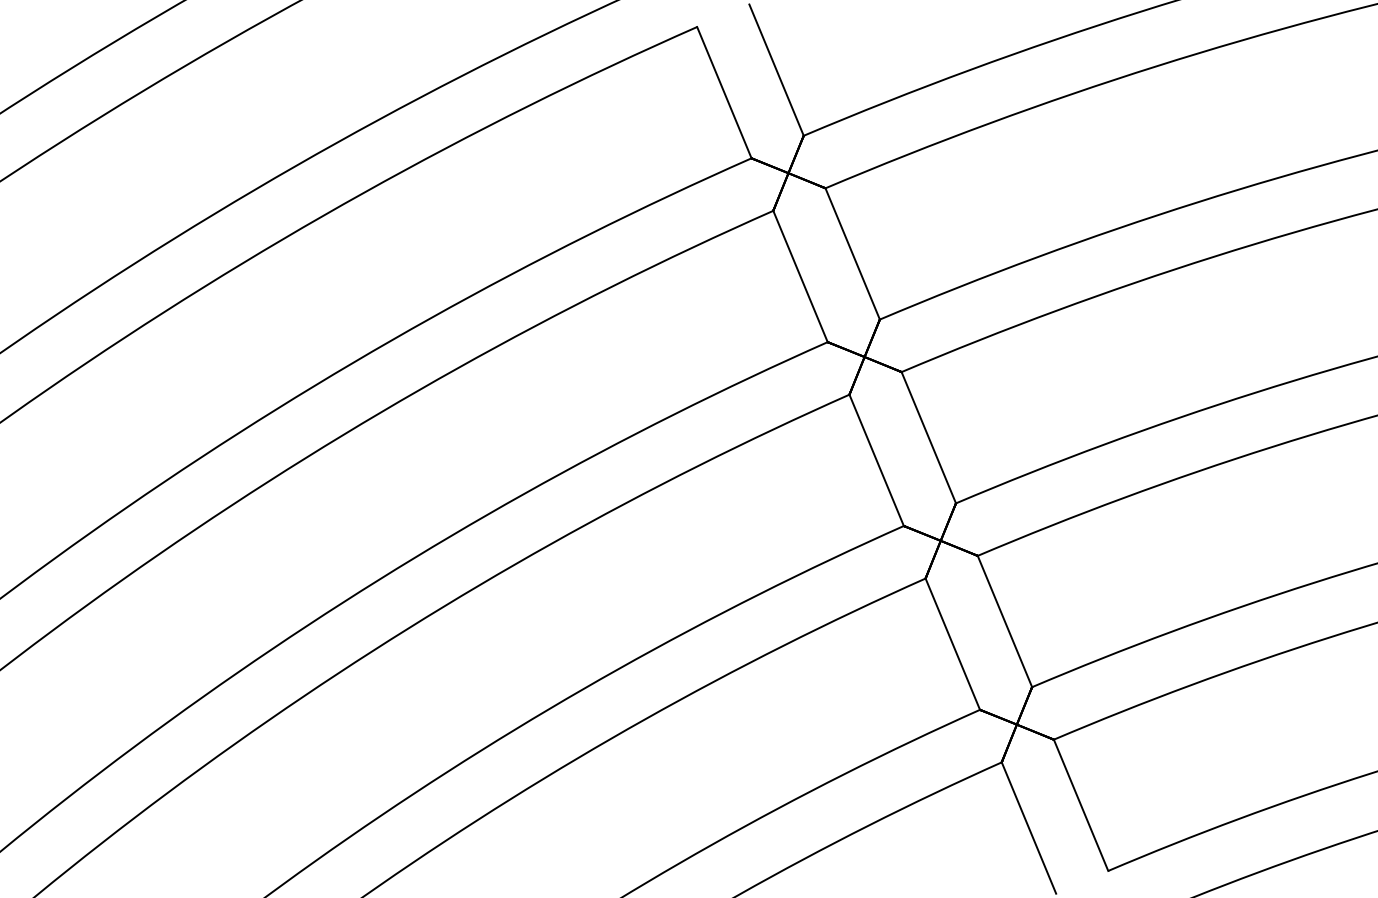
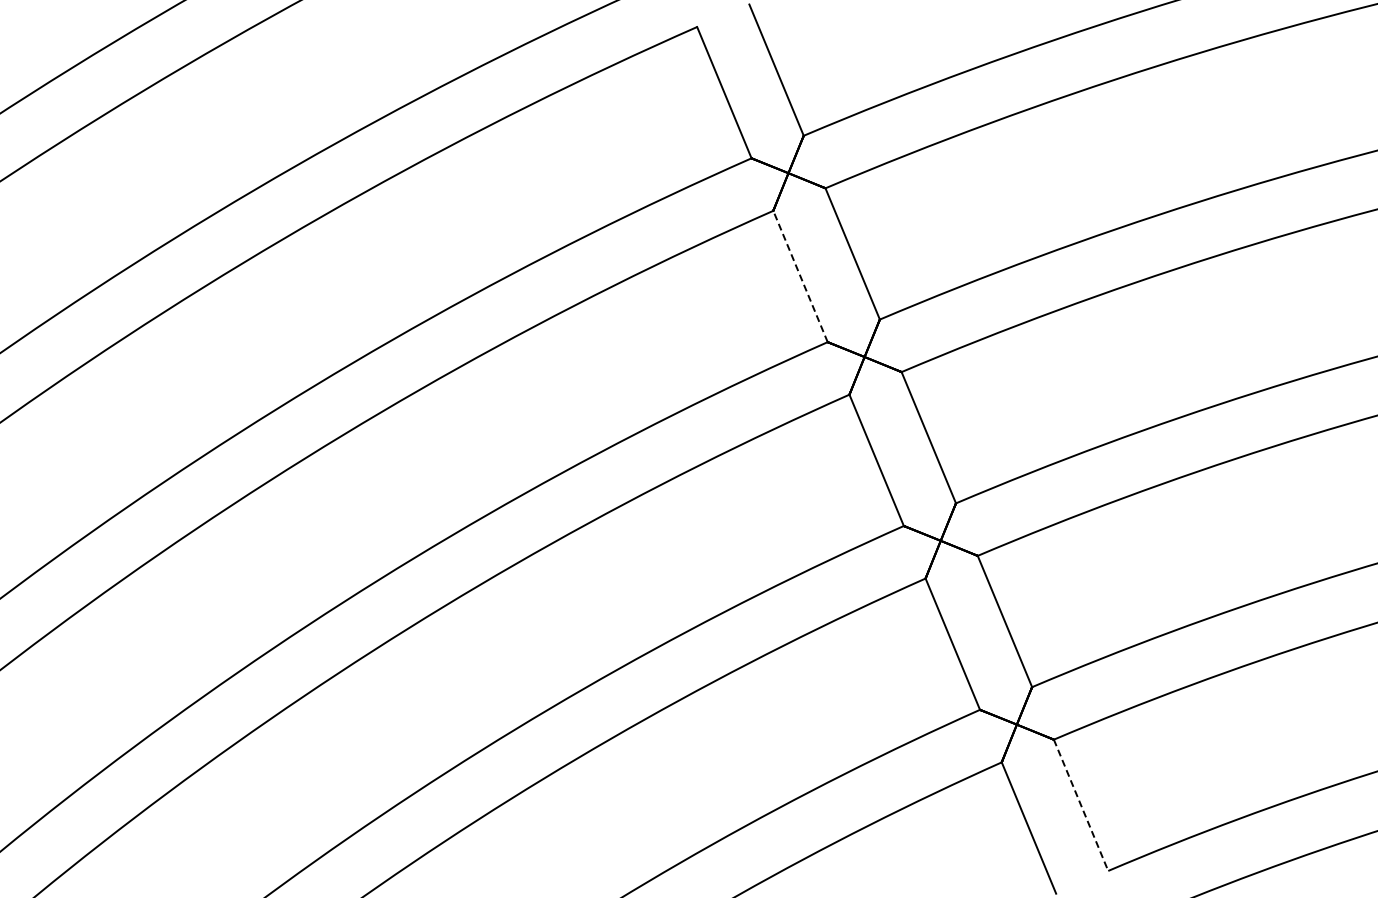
line: solid -> dashed (800, 276)
line: solid -> dashed (1081, 805)
